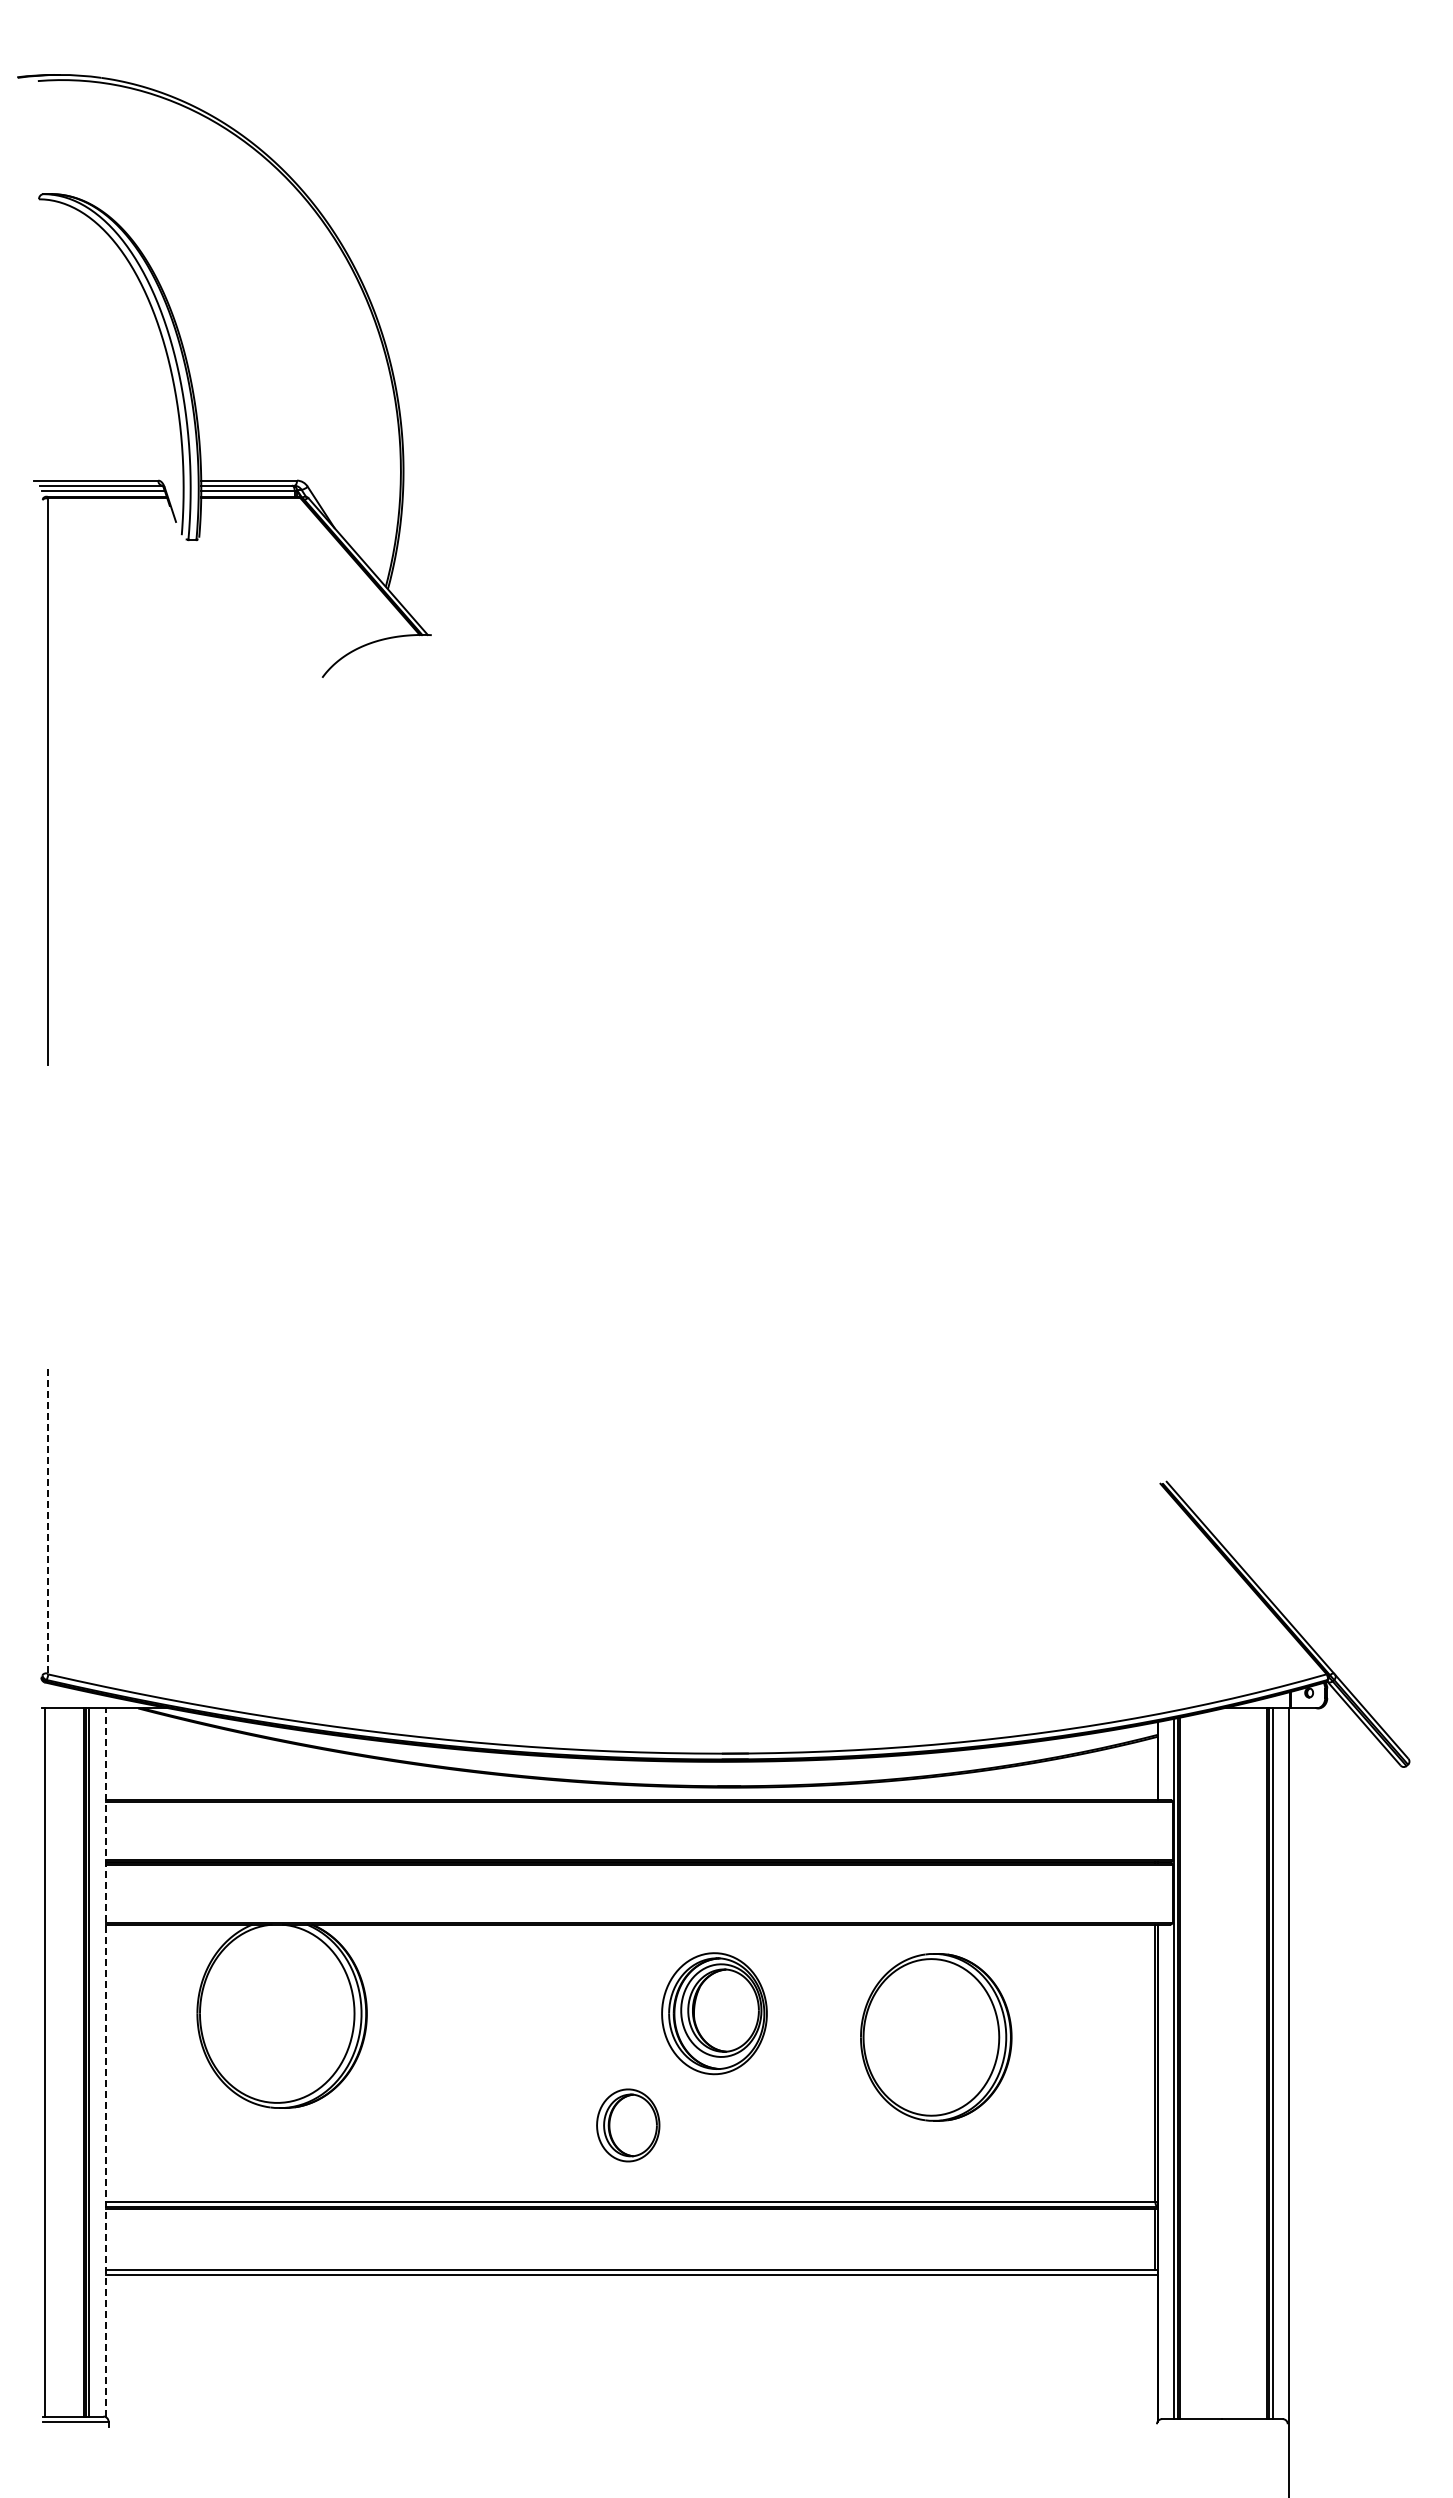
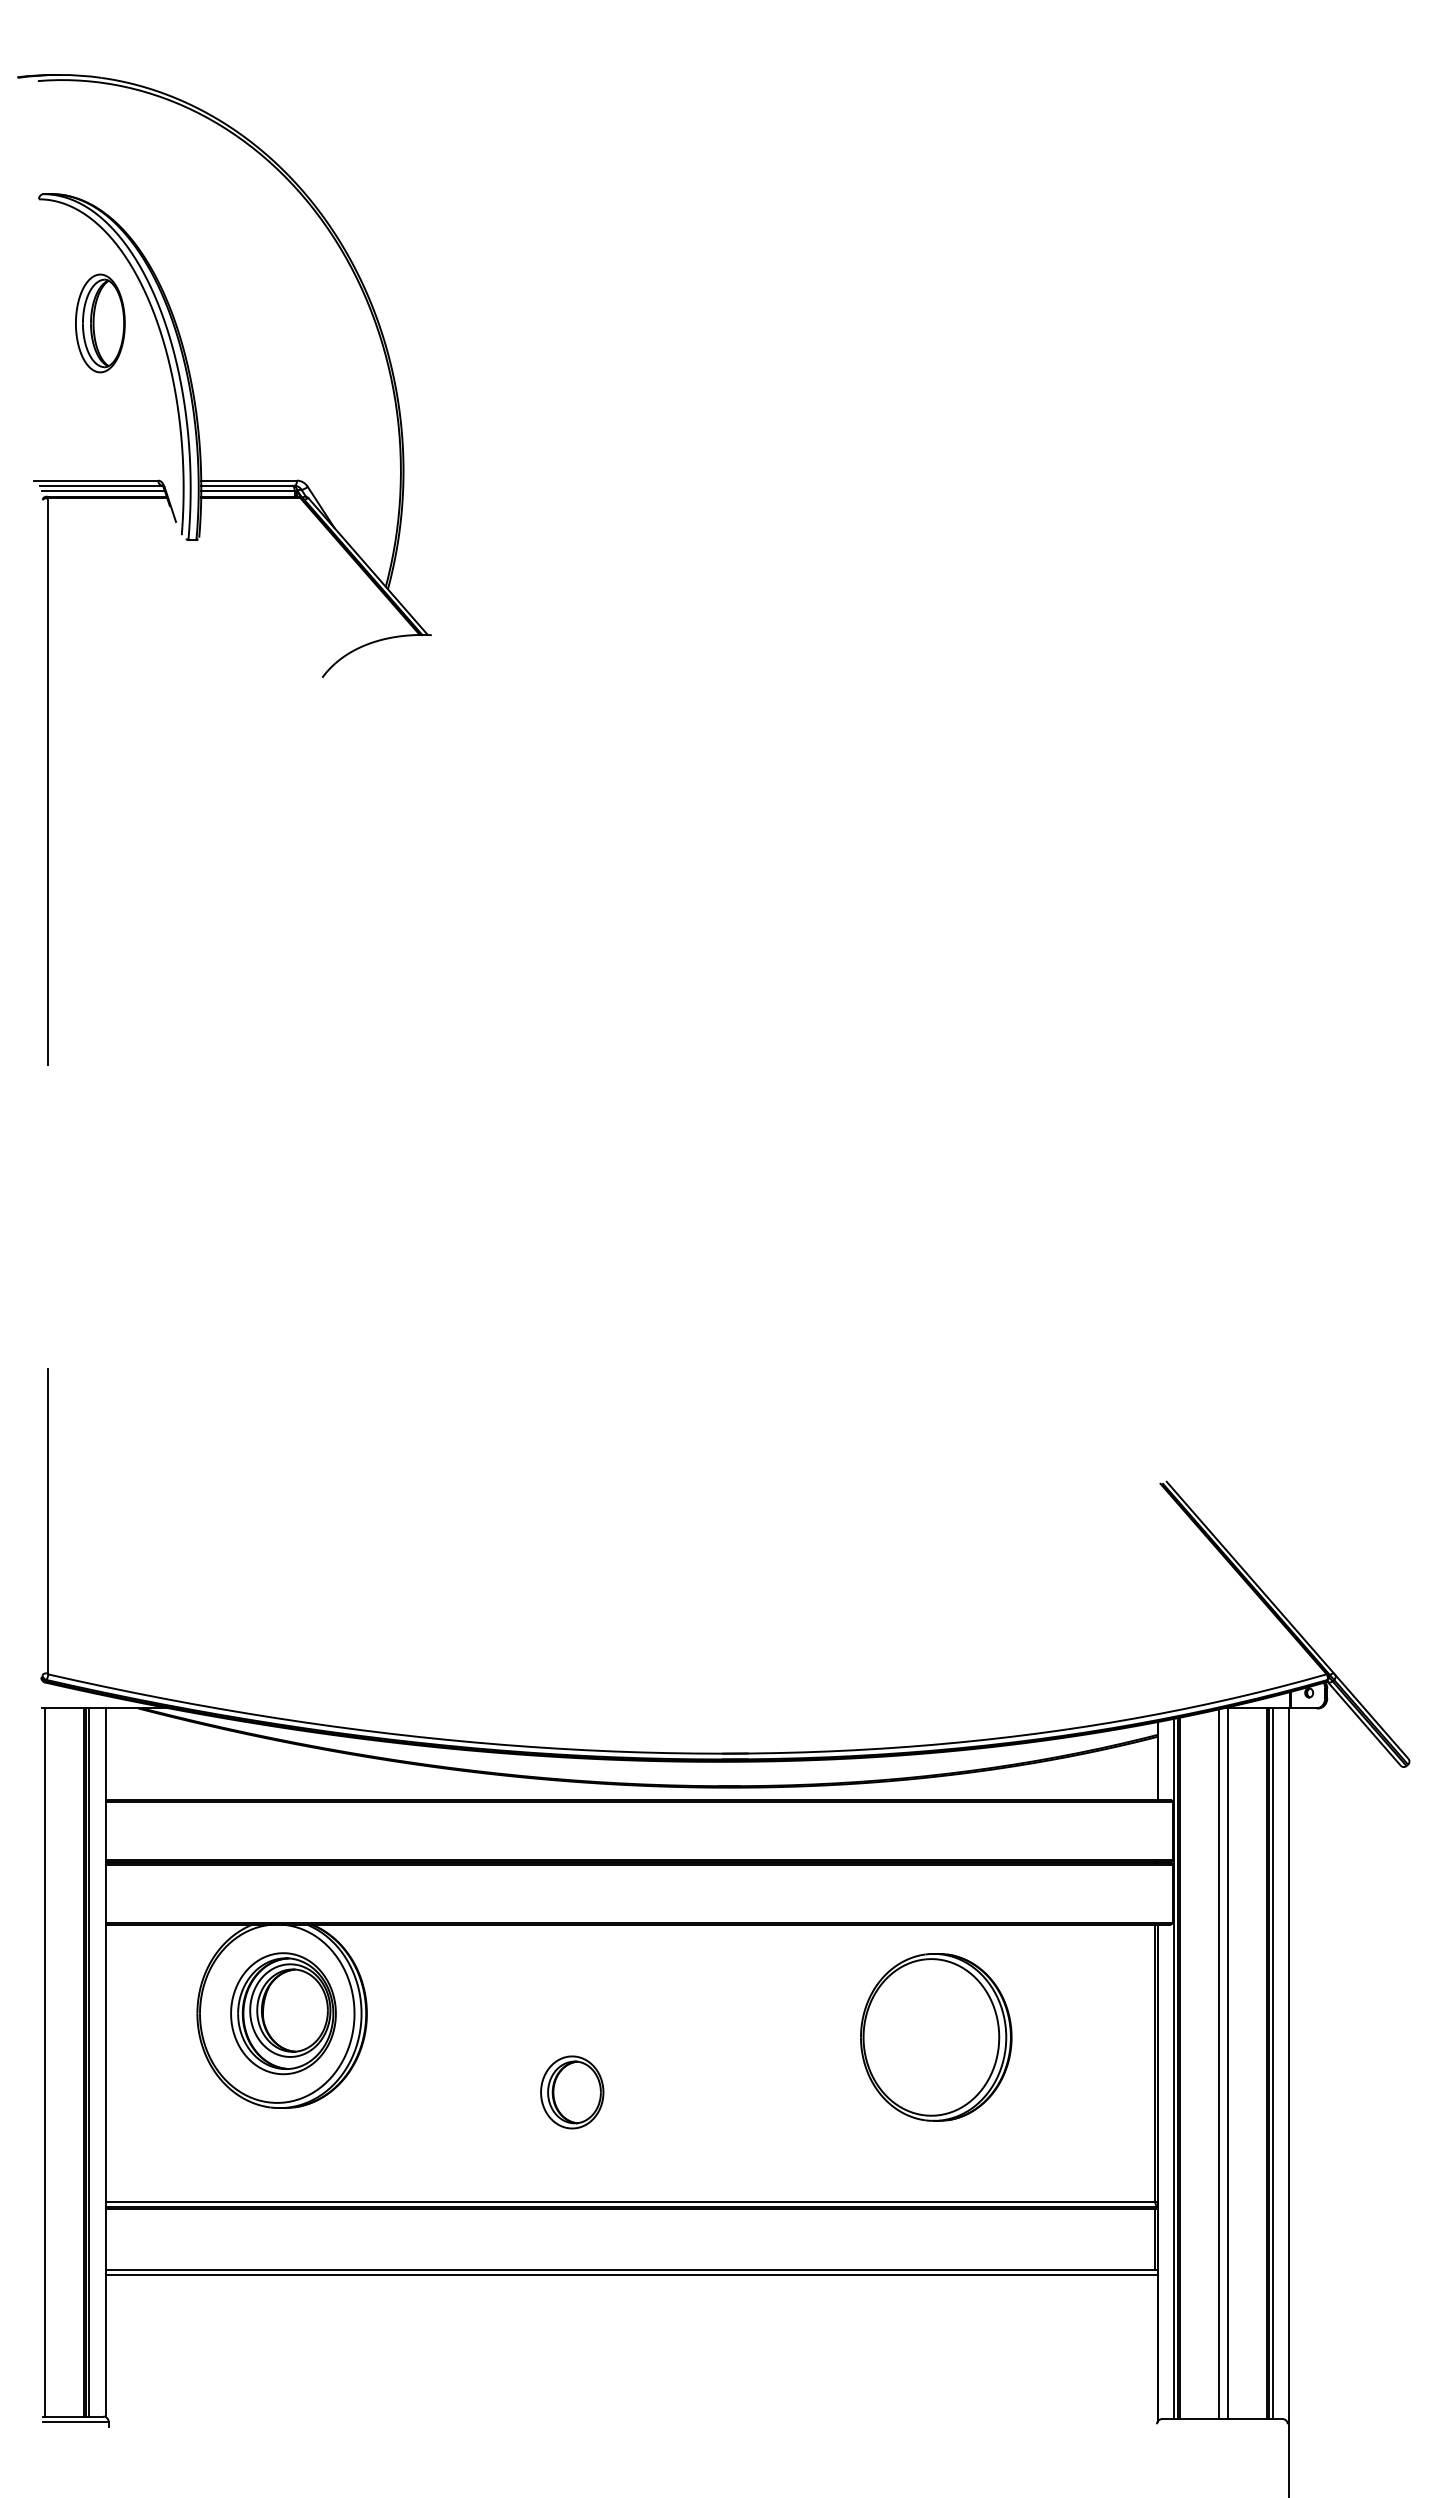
part: none -> present (100, 323)
line: dashed -> solid (47, 1521)
part position: (714, 2013) -> (283, 2013) (283, 2013)
line: dashed -> solid (105, 2062)
line: none -> present (1227, 2063)
line: none -> present (1219, 2064)
part position: (628, 2125) -> (572, 2092) (572, 2092)
